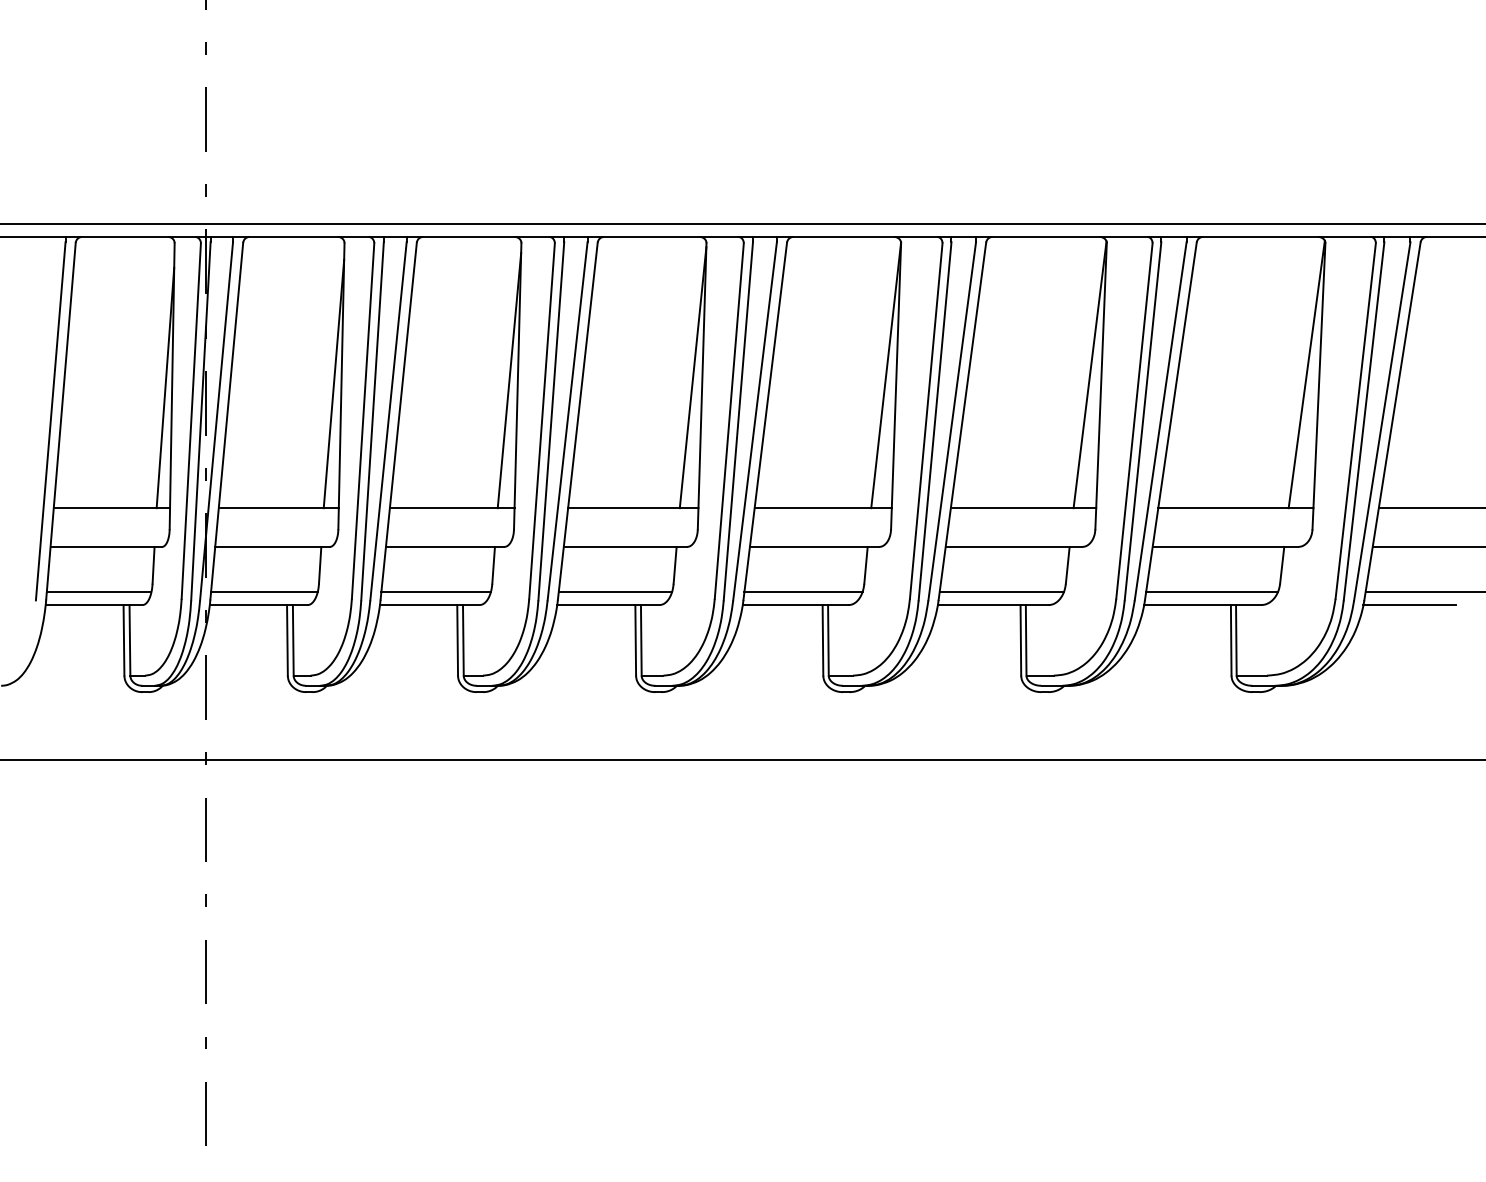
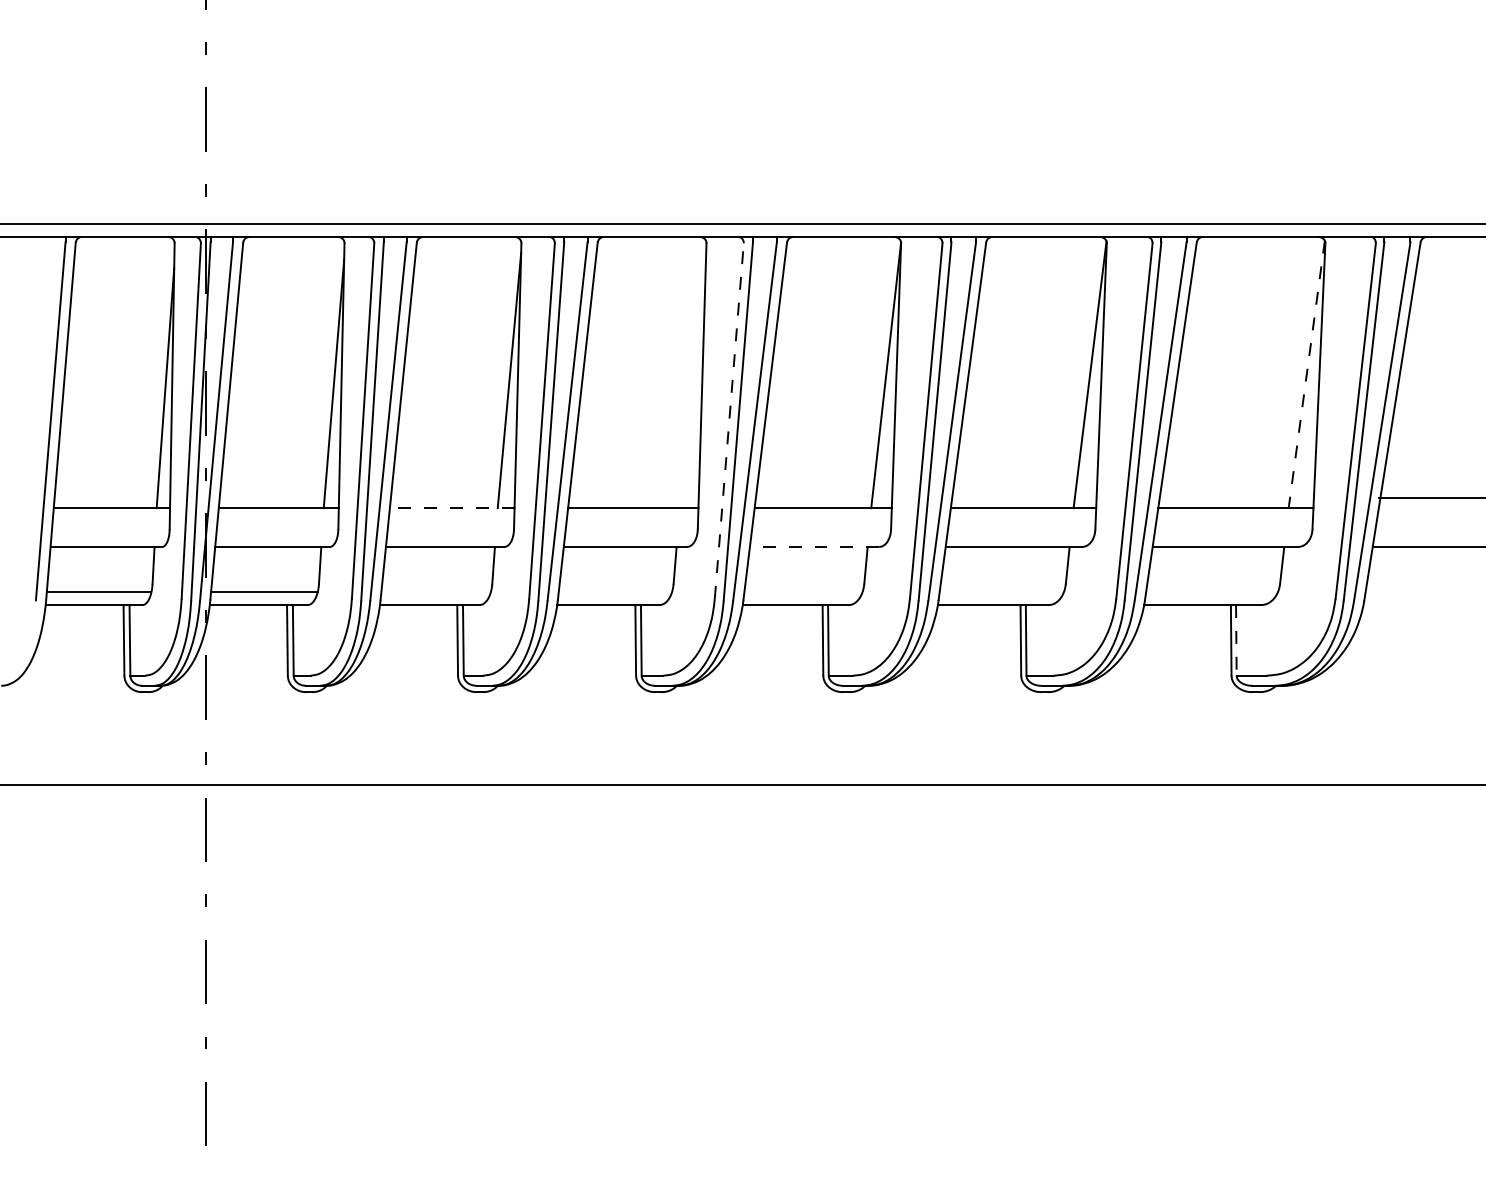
line: solid -> dashed (1306, 374)
line: present -> none (692, 377)
line: solid -> dashed (729, 420)
line: solid -> dashed (451, 508)
line position: (1430, 508) -> (1430, 498) (1430, 498)
line: solid -> dashed (814, 546)
line: present -> none (435, 592)
line: present -> none (615, 592)
line: present -> none (803, 592)
line: present -> none (1001, 592)
line: present -> none (1211, 592)
line: present -> none (1423, 592)
line: present -> none (1409, 605)
line: solid -> dashed (1236, 640)
line position: (742, 760) -> (742, 785) (742, 785)
